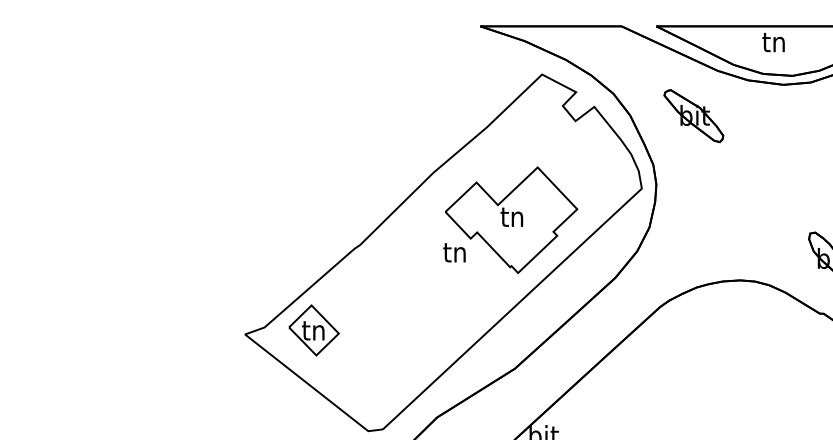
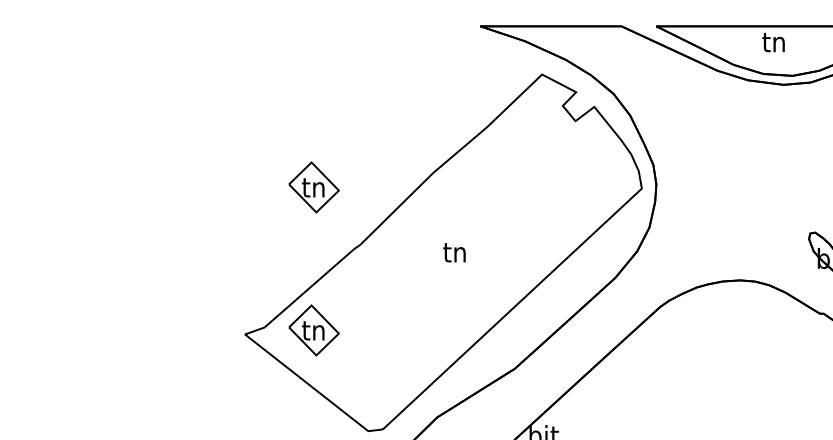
part: present -> none (693, 116)
part: none -> present (313, 187)
part: present -> none (511, 219)
